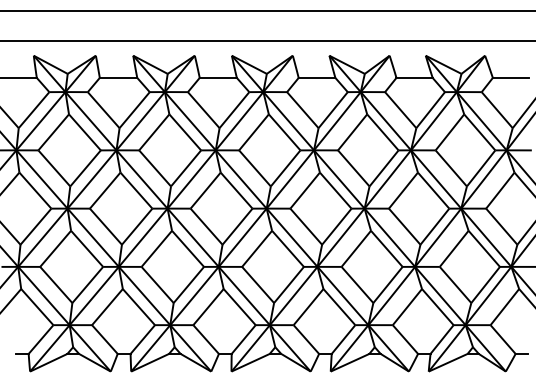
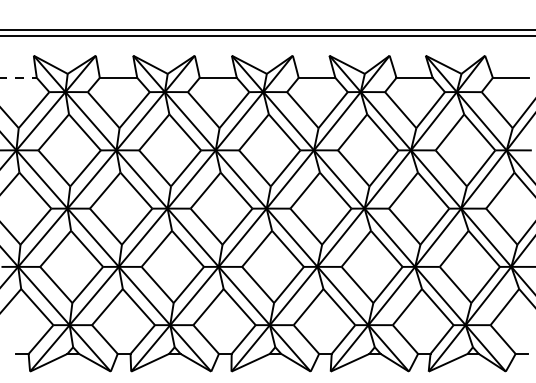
line position: (267, 11) -> (267, 30) (267, 30)
line position: (267, 40) -> (267, 35) (267, 35)
line: solid -> dashed (18, 77)
